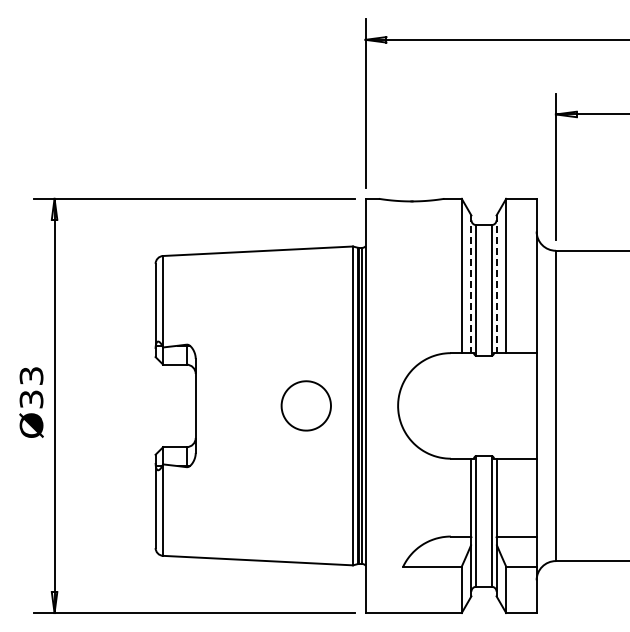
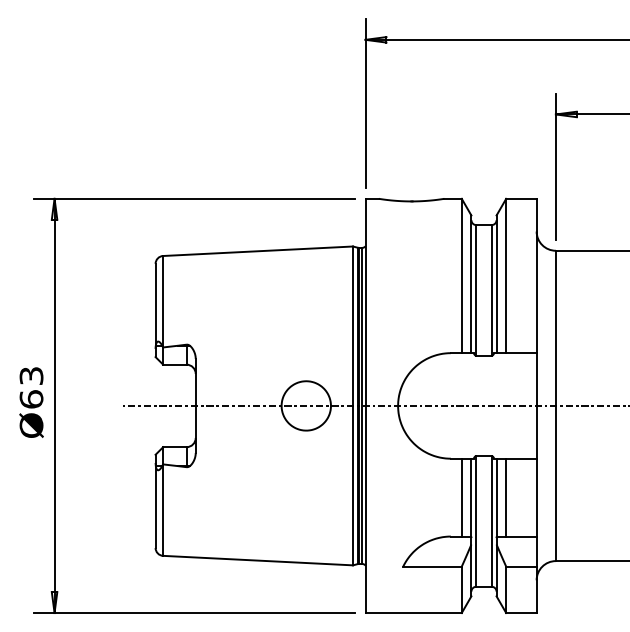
line: dashed -> solid (471, 284)
line: dashed -> solid (496, 284)
text: Ø33 -> Ø63 (31, 399)
line: none -> present (373, 405)
line: none -> present (461, 497)
line: none -> present (506, 497)
